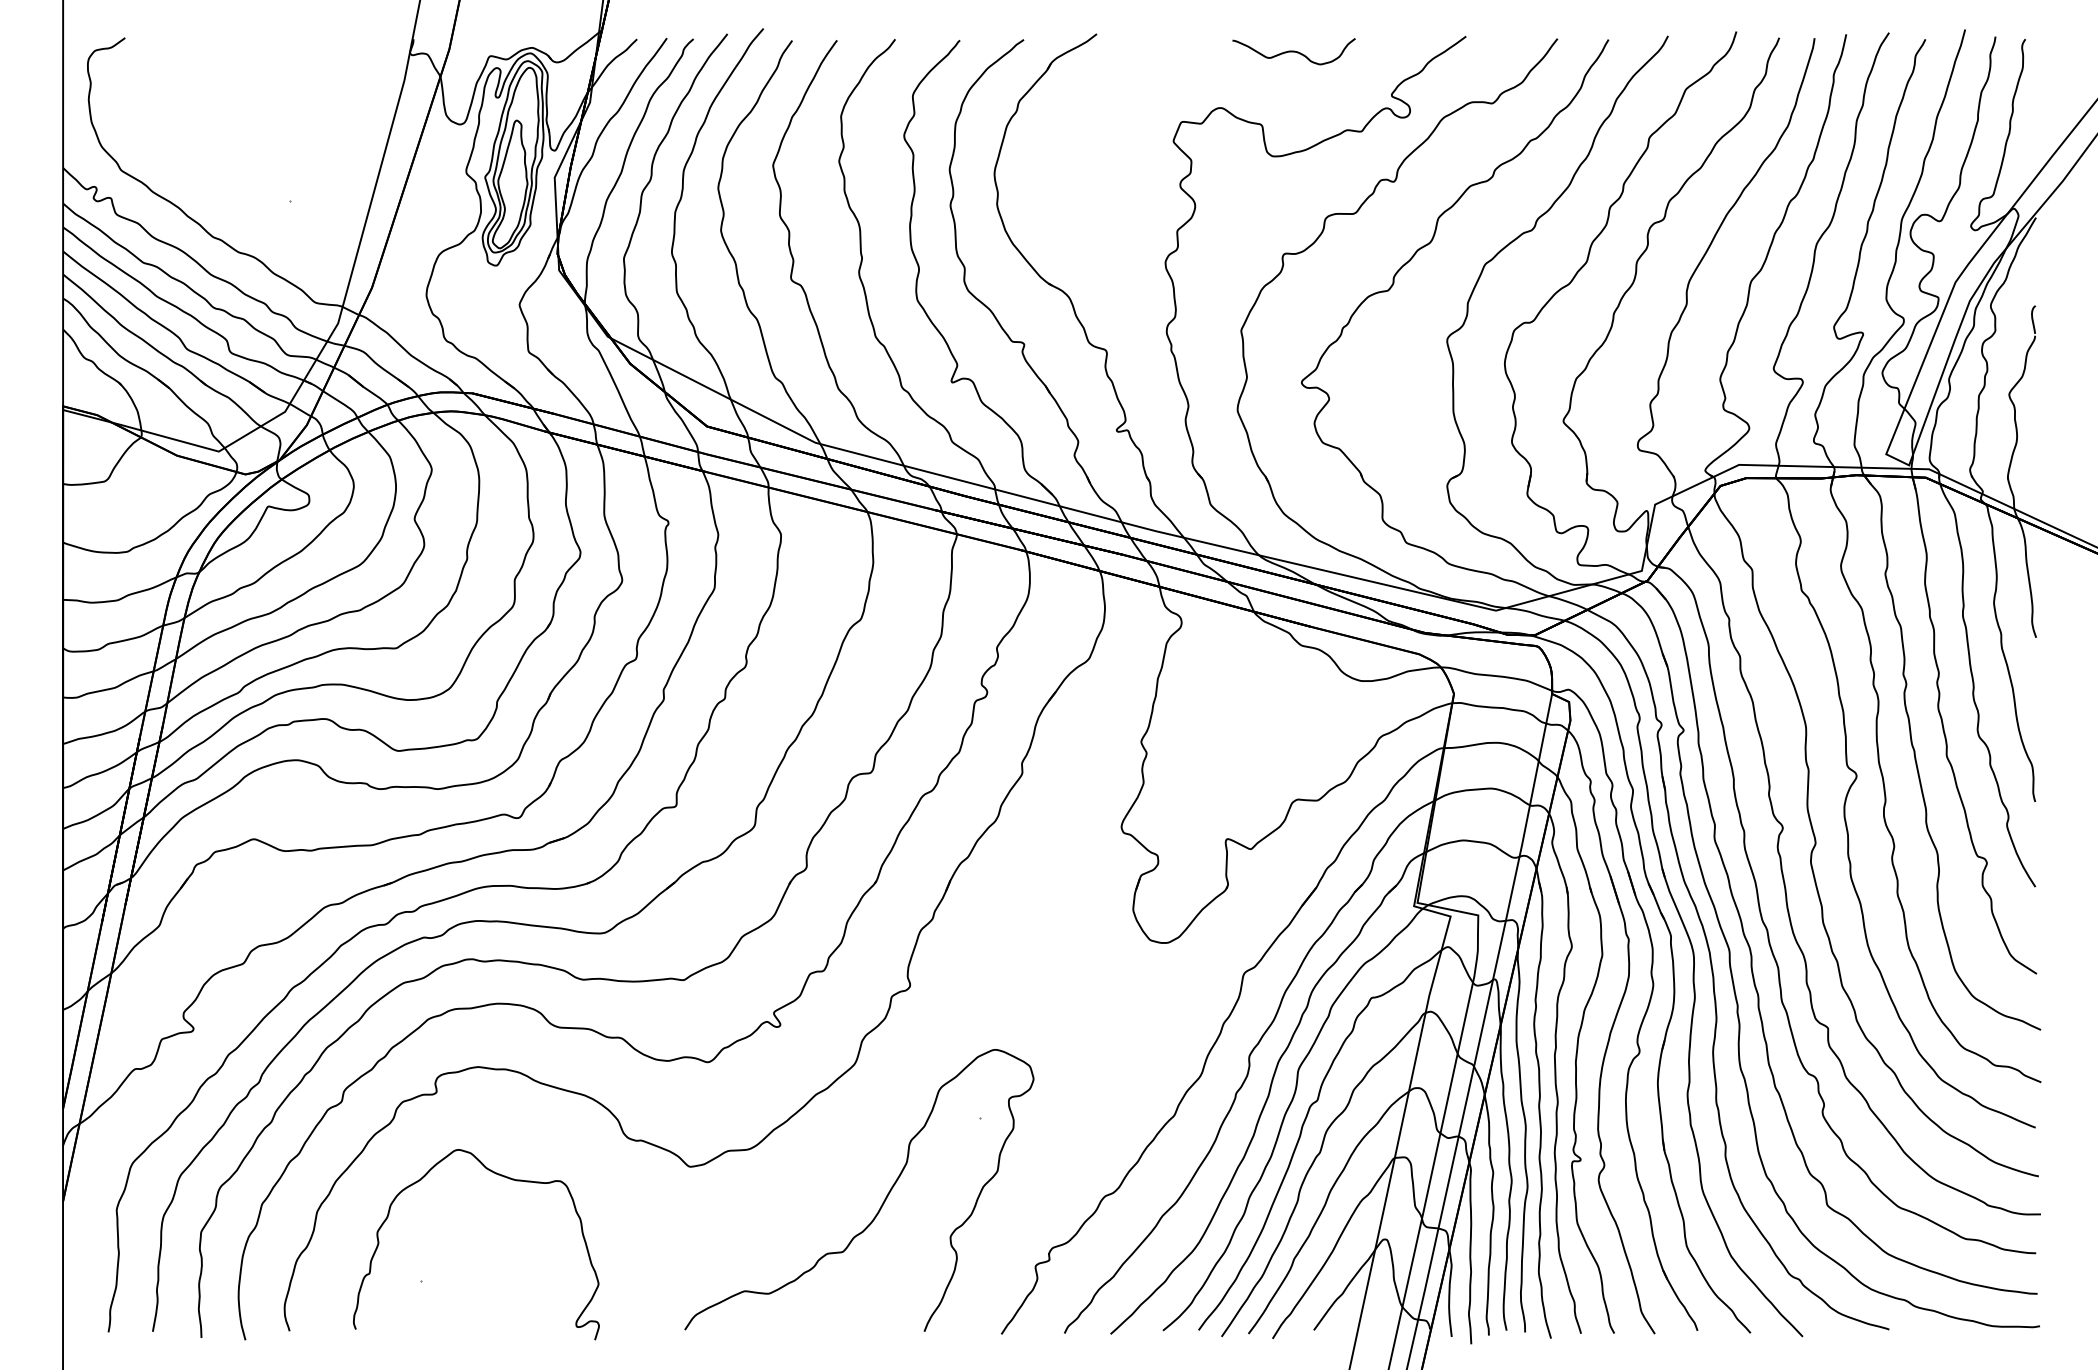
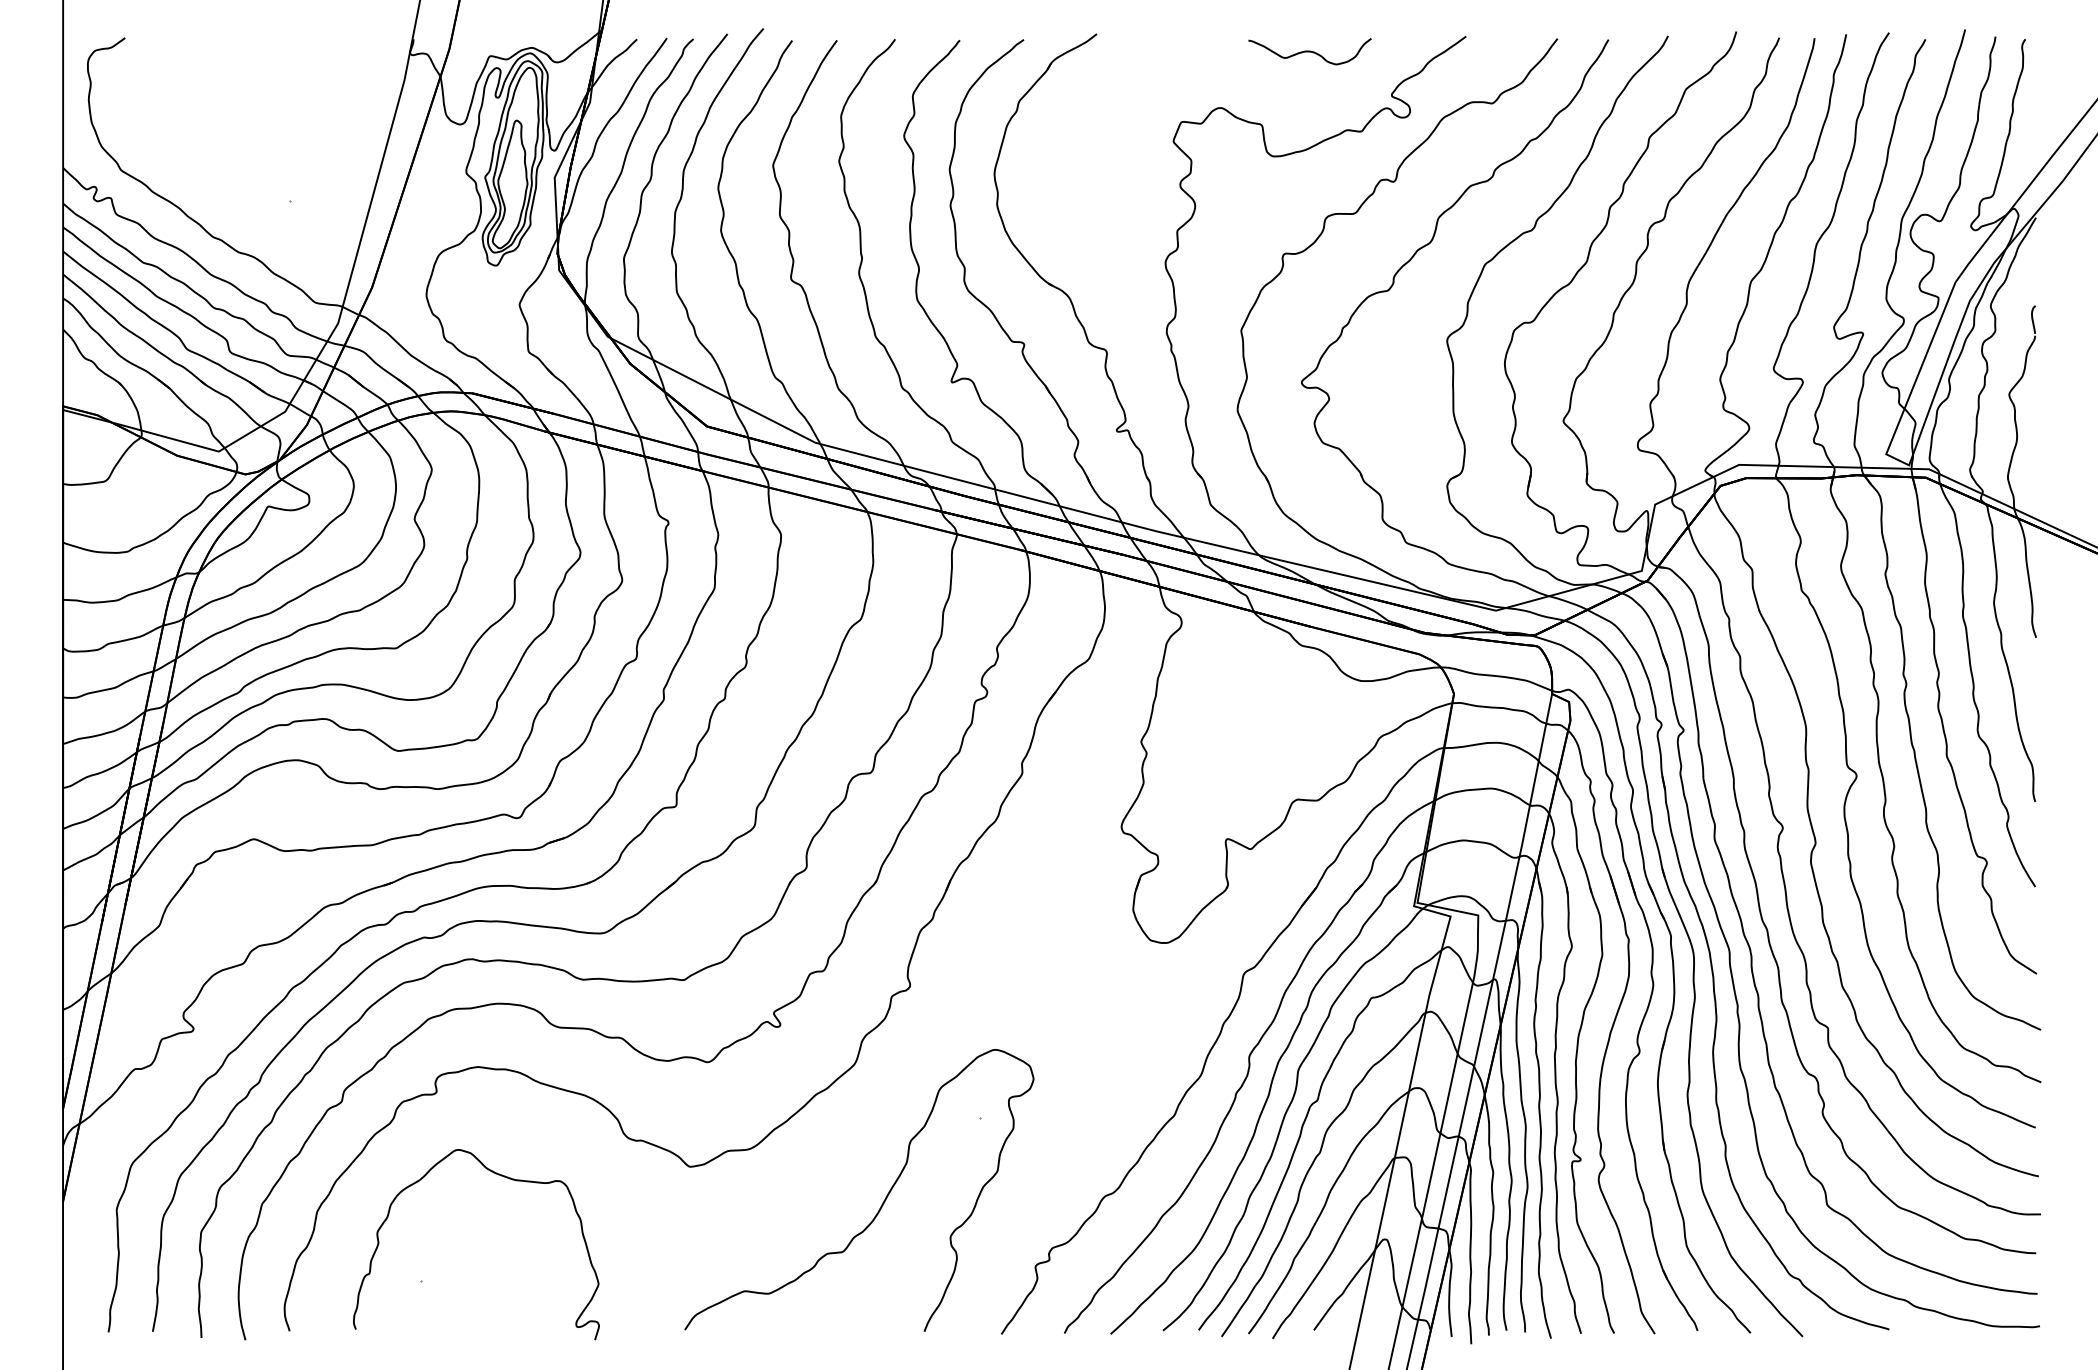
curve position: (1293, 51) -> (1309, 51) (1309, 51)
